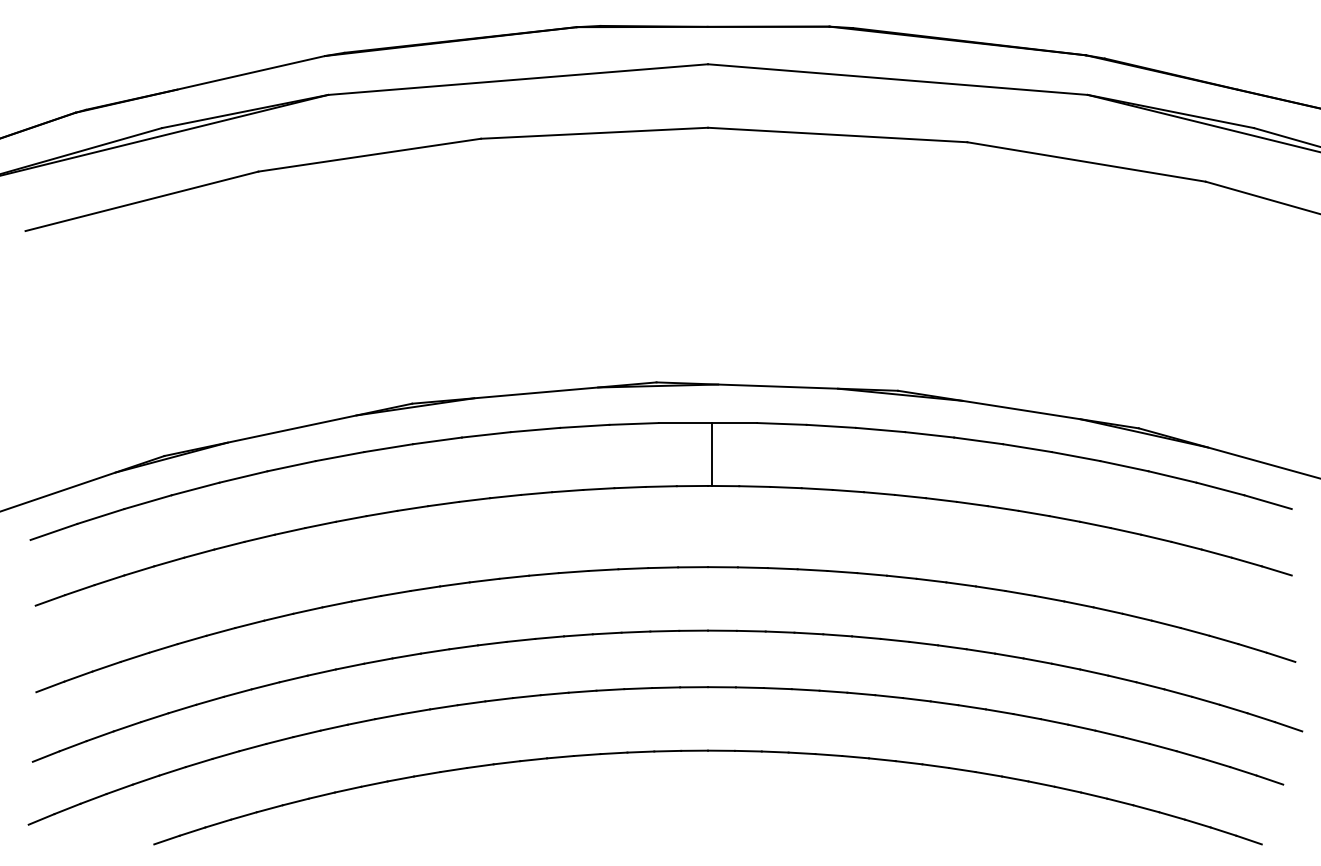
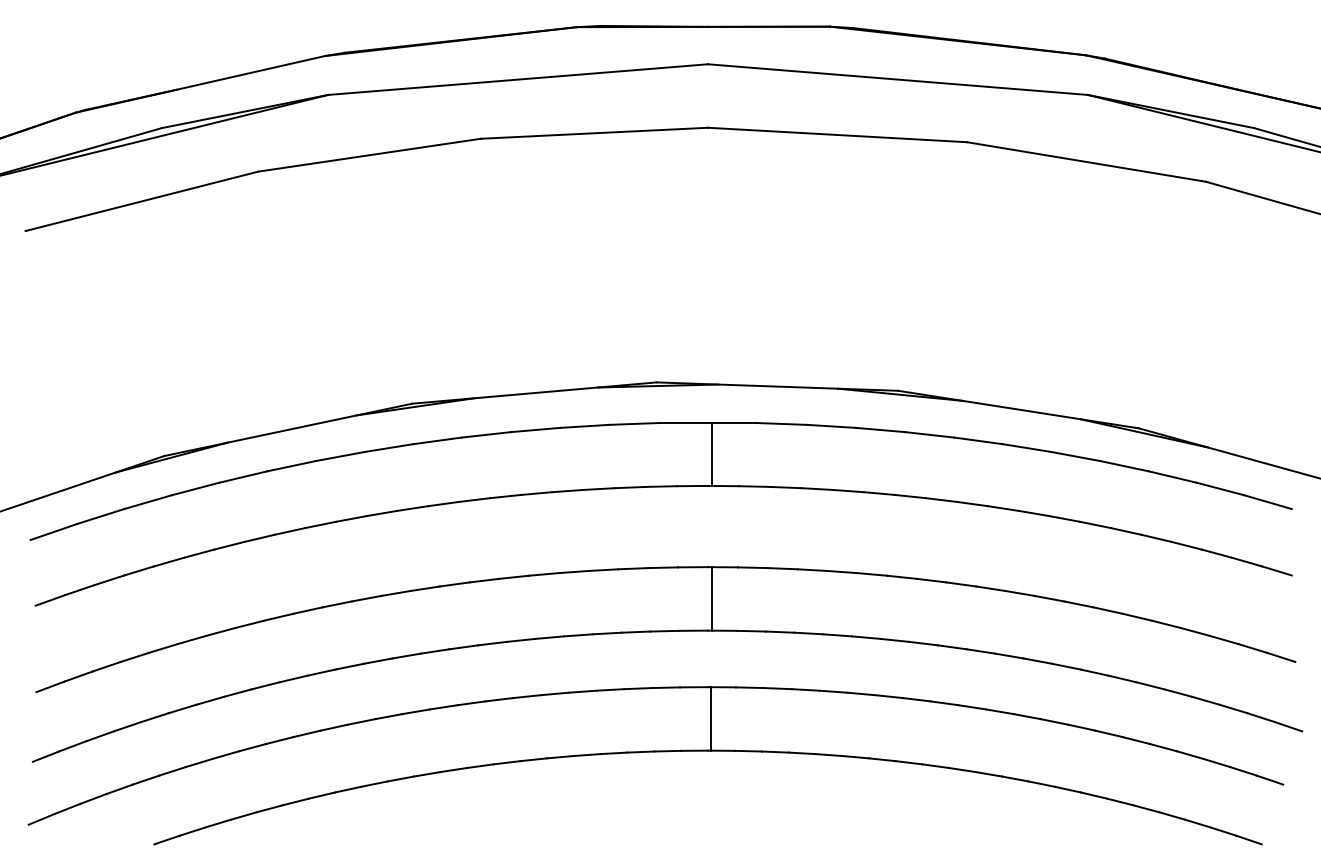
line: none -> present (711, 598)
line: none -> present (711, 718)
